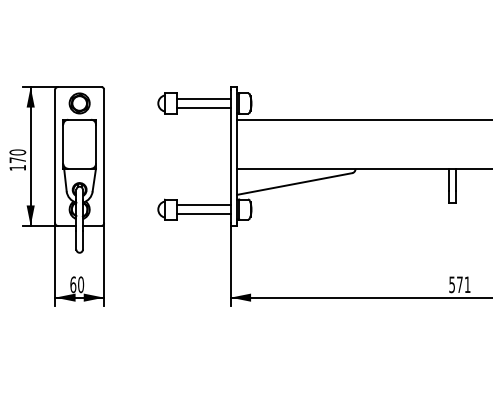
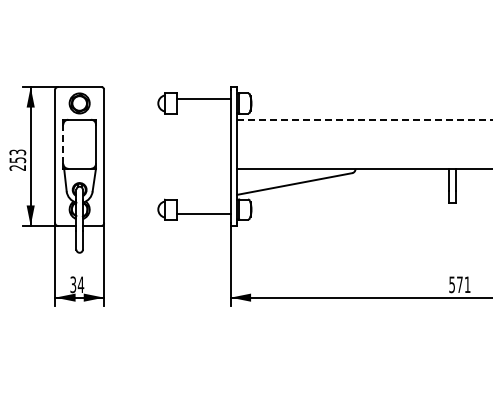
line: present -> none (203, 108)
line: solid -> dashed (365, 119)
line: solid -> dashed (63, 144)
text: 170 -> 253 (17, 159)
line: present -> none (203, 204)
text: 60 -> 34 (77, 284)
